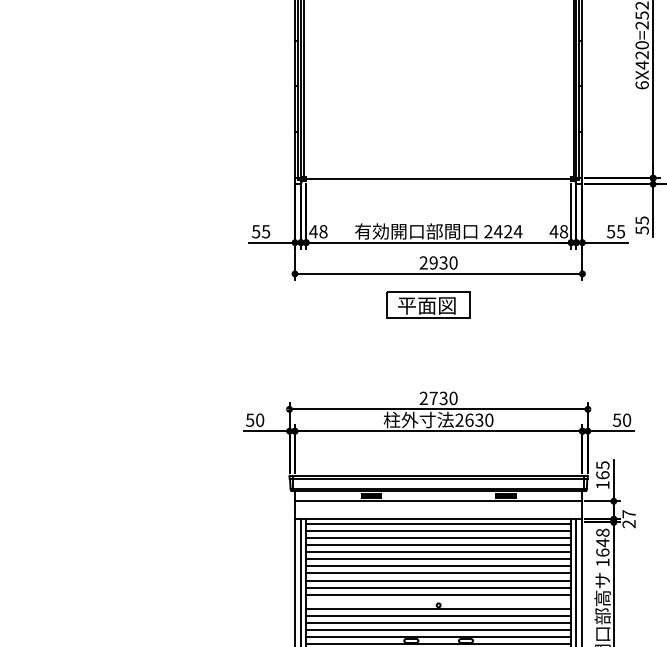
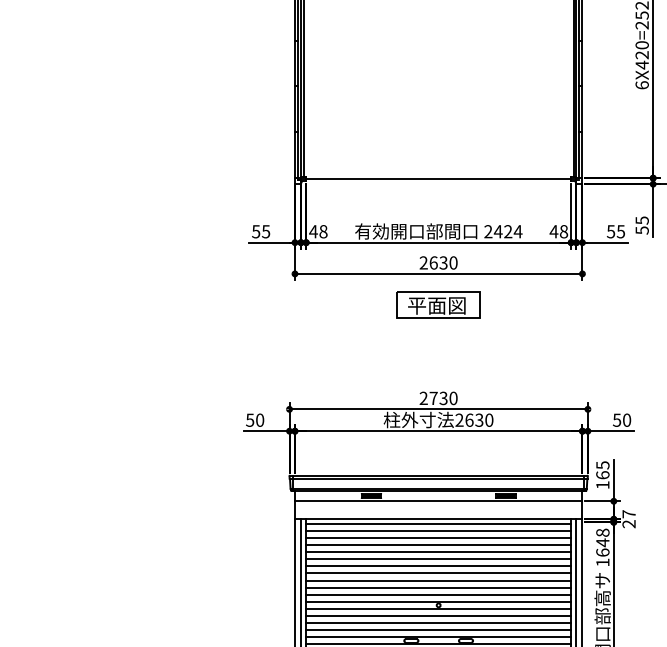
text: 2930 -> 2630 (433, 262)
part position: (428, 304) -> (438, 304) (438, 304)
line: none -> present (438, 601)
